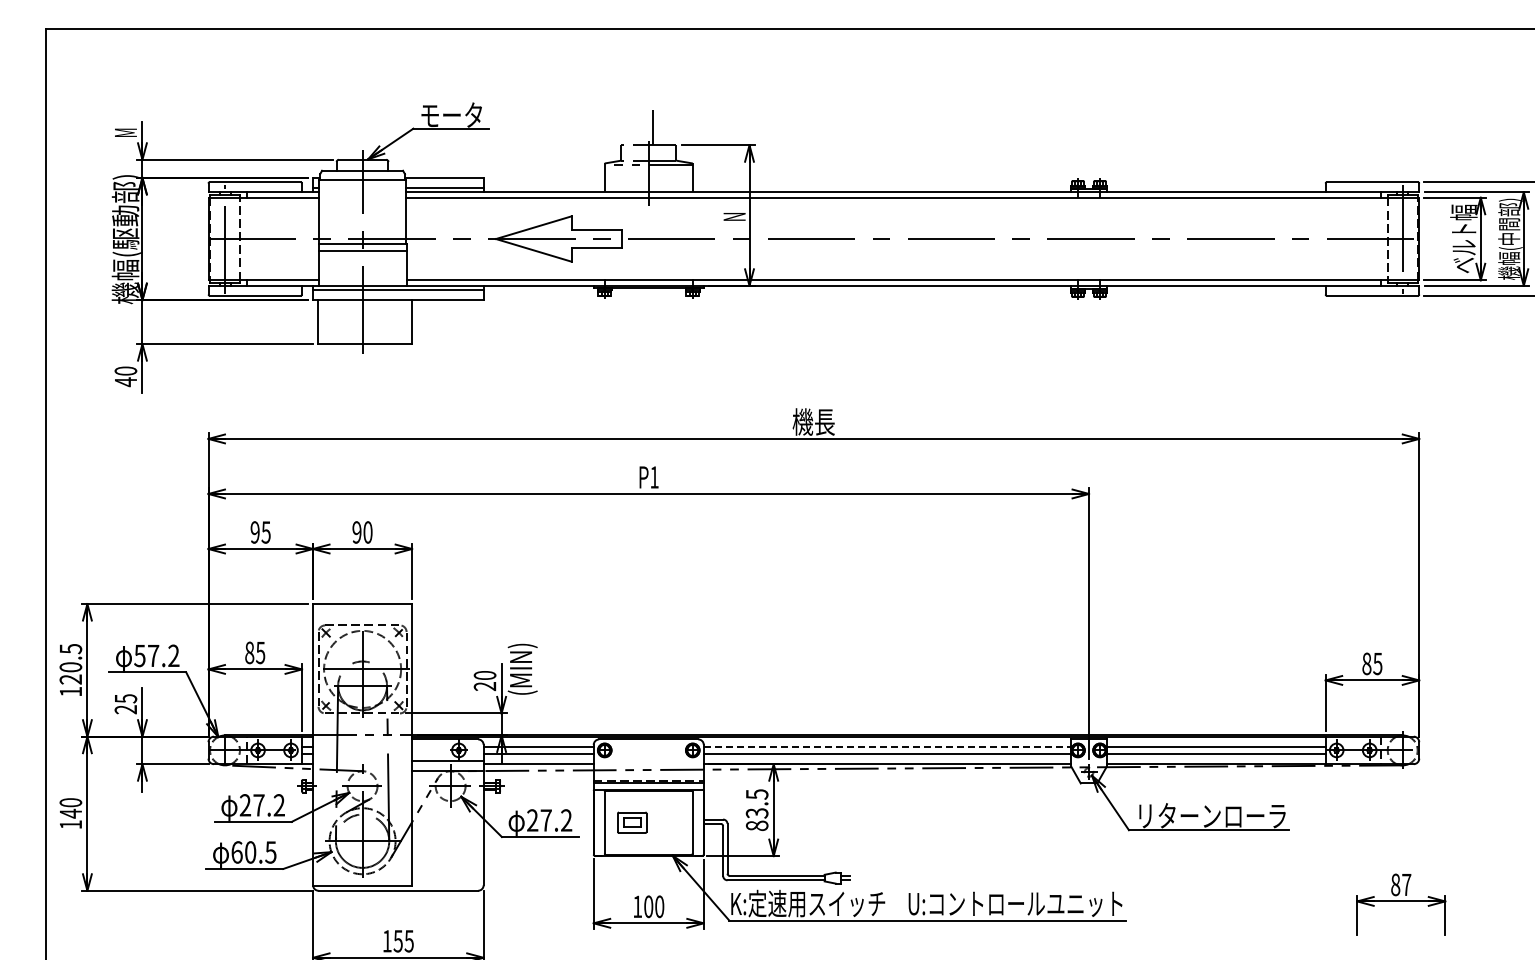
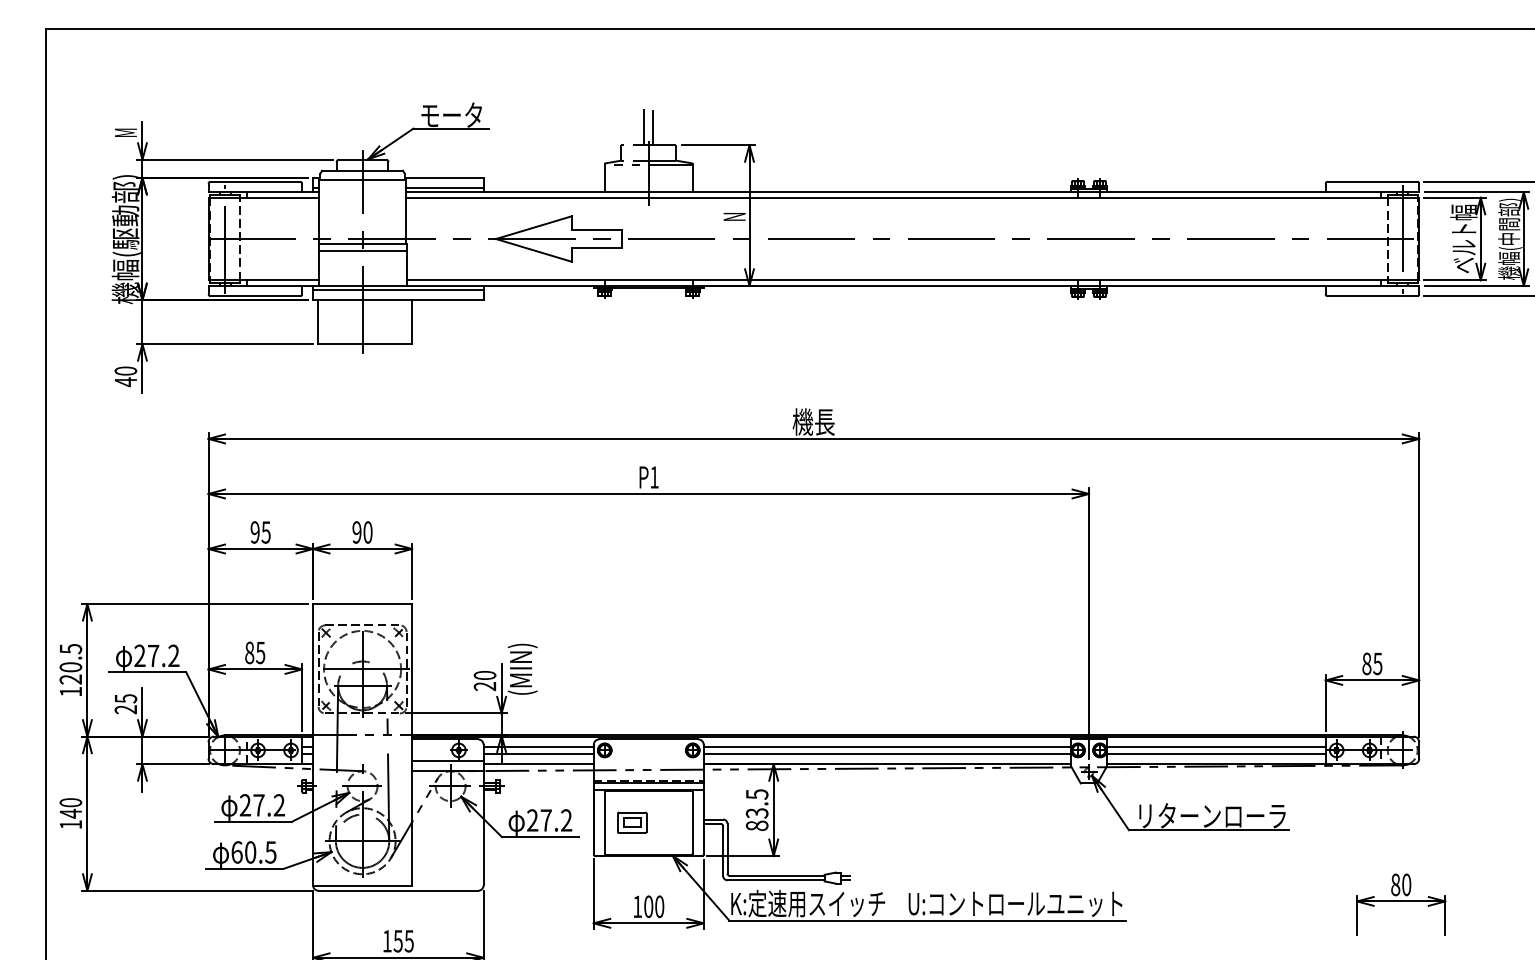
line: none -> present (644, 126)
text: 57.2 -> 27.2 (139, 655)
line: dashed -> solid (887, 746)
text: 87 -> 80 (1406, 884)
